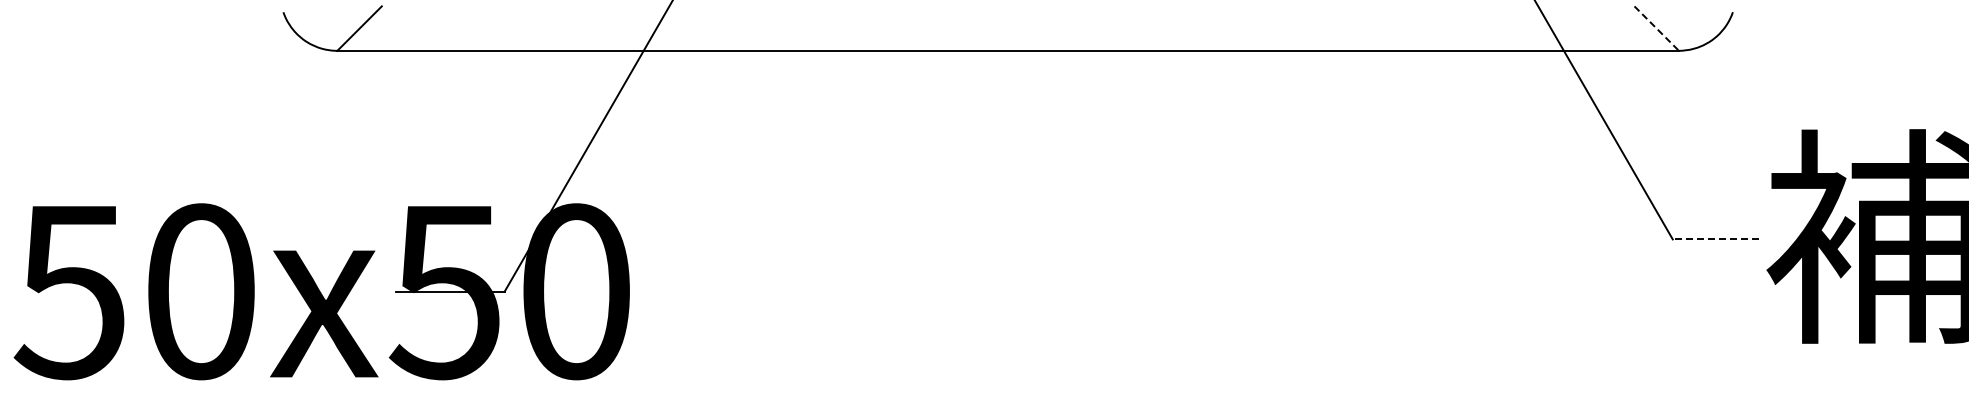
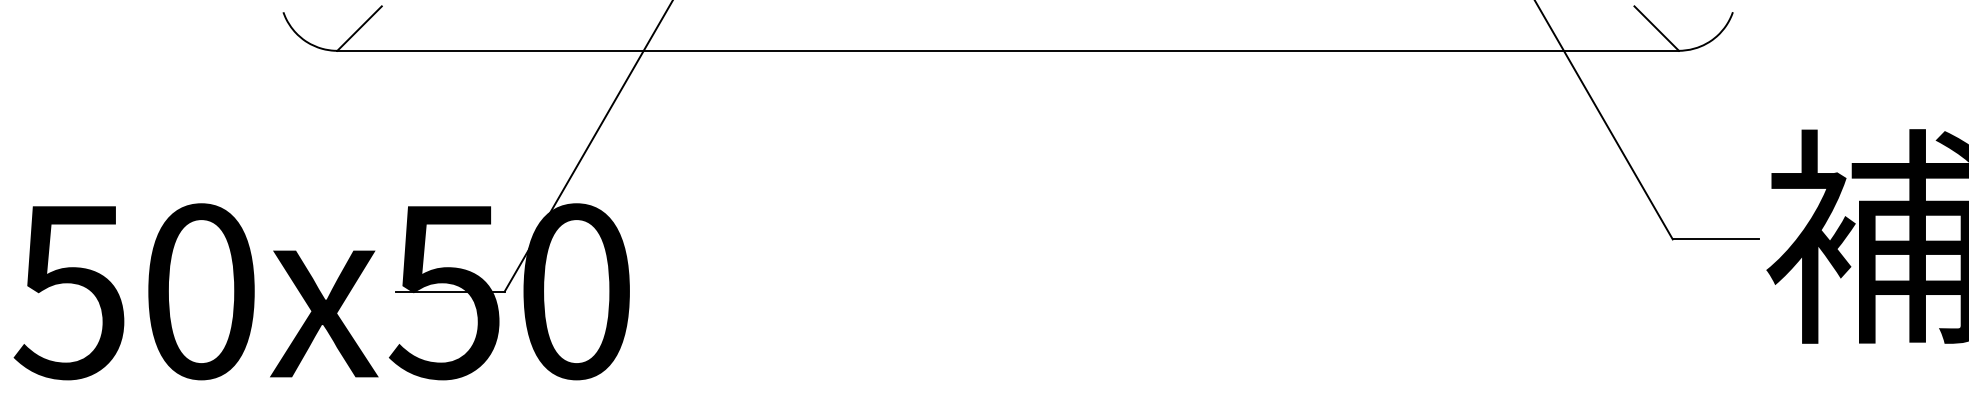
line: dashed -> solid (1657, 28)
line: dashed -> solid (1715, 239)
